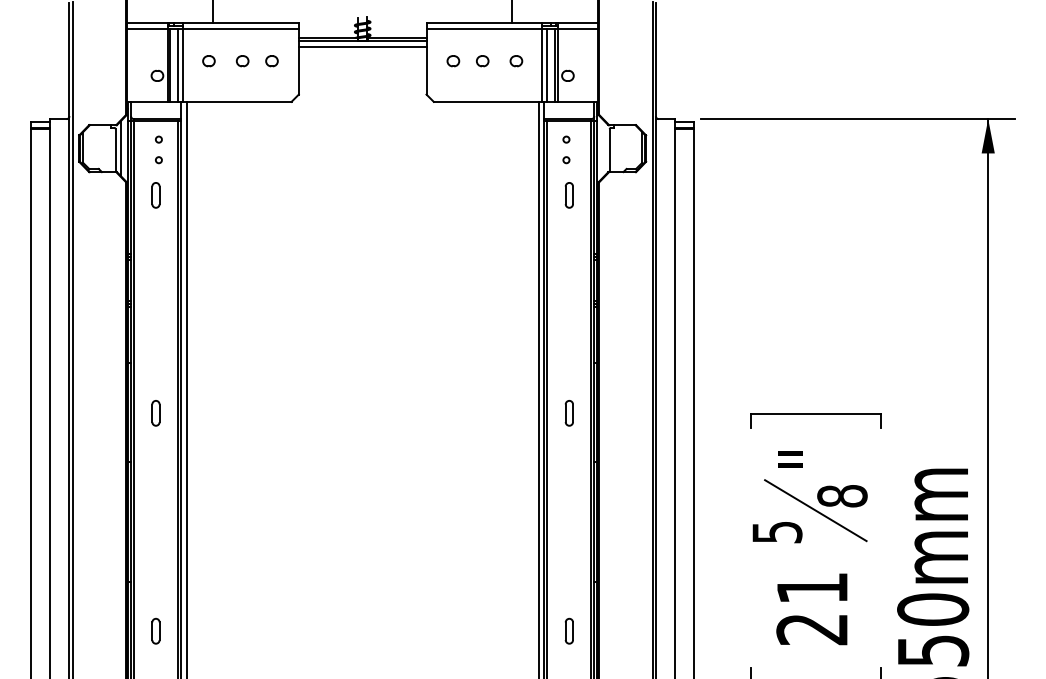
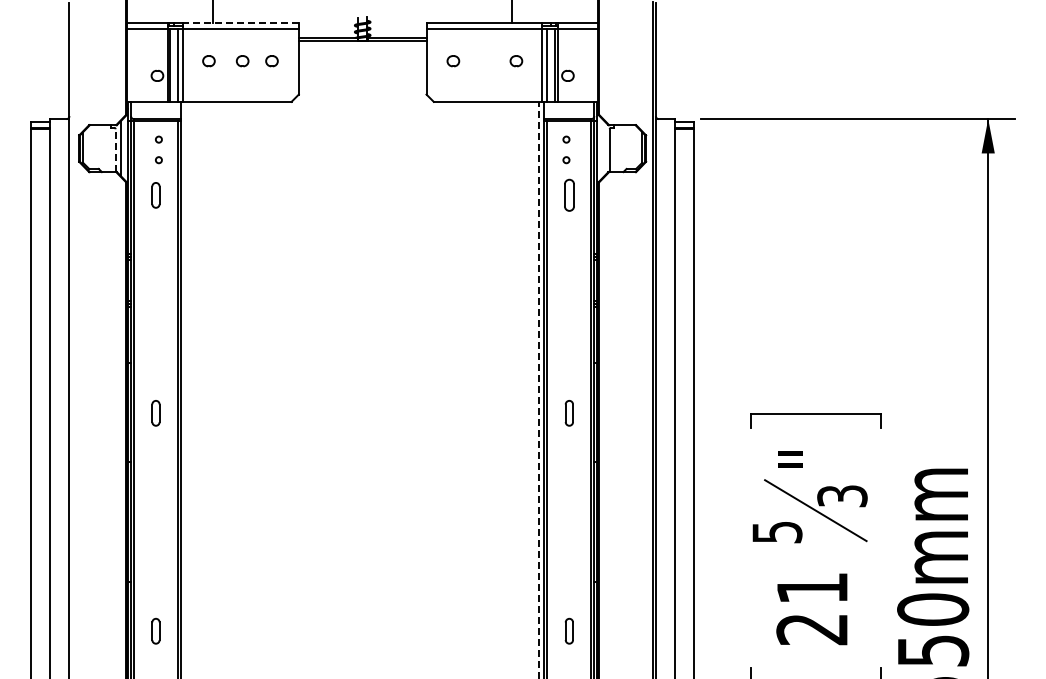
line: solid -> dashed (241, 22)
line: present -> none (362, 47)
part: present -> none (482, 61)
line: solid -> dashed (115, 150)
part size: 10x27 px -> 11x34 px (569, 194)
line: present -> none (72, 338)
line: present -> none (186, 388)
line: solid -> dashed (538, 389)
text: 8 -> 3 (842, 496)
